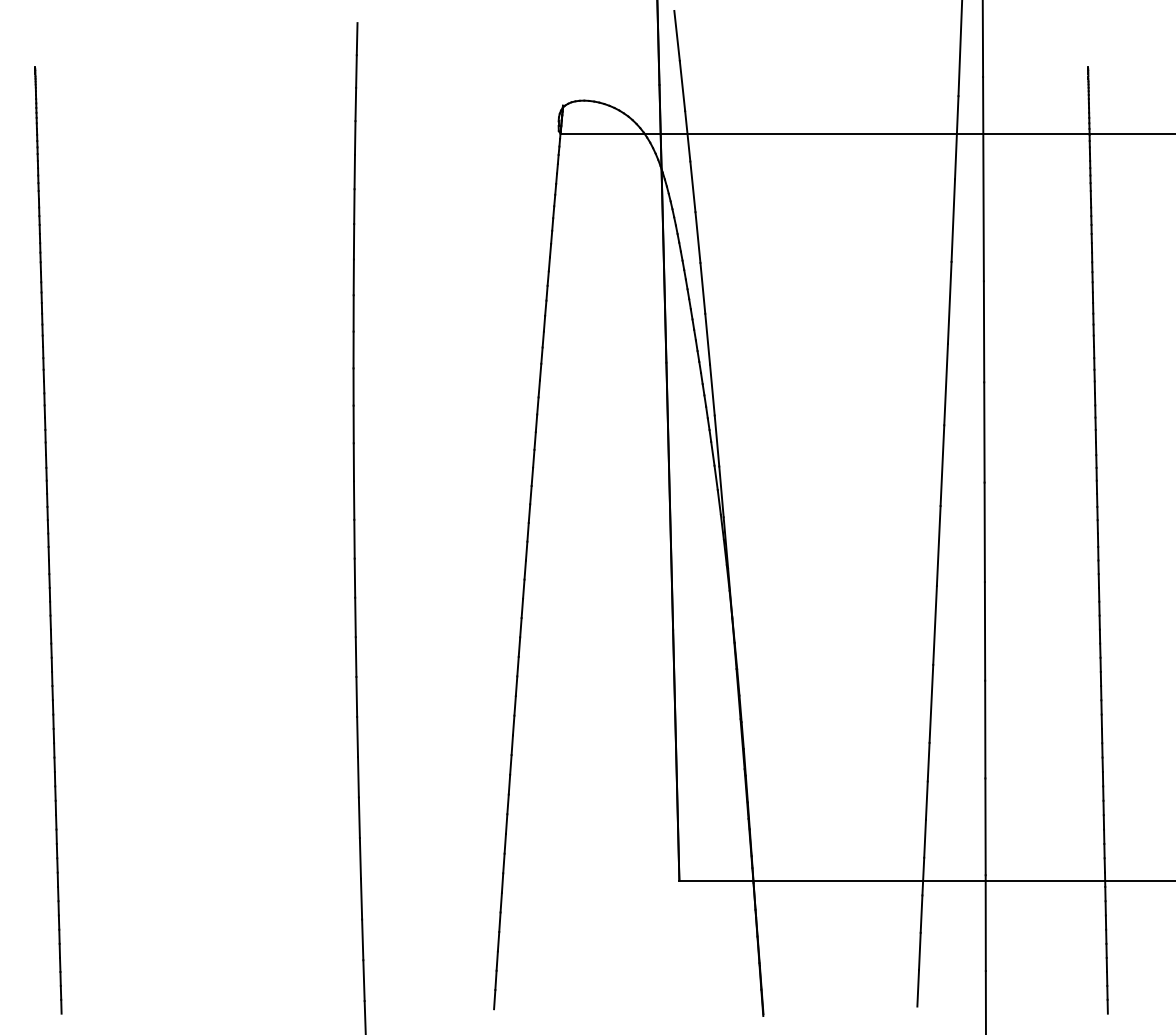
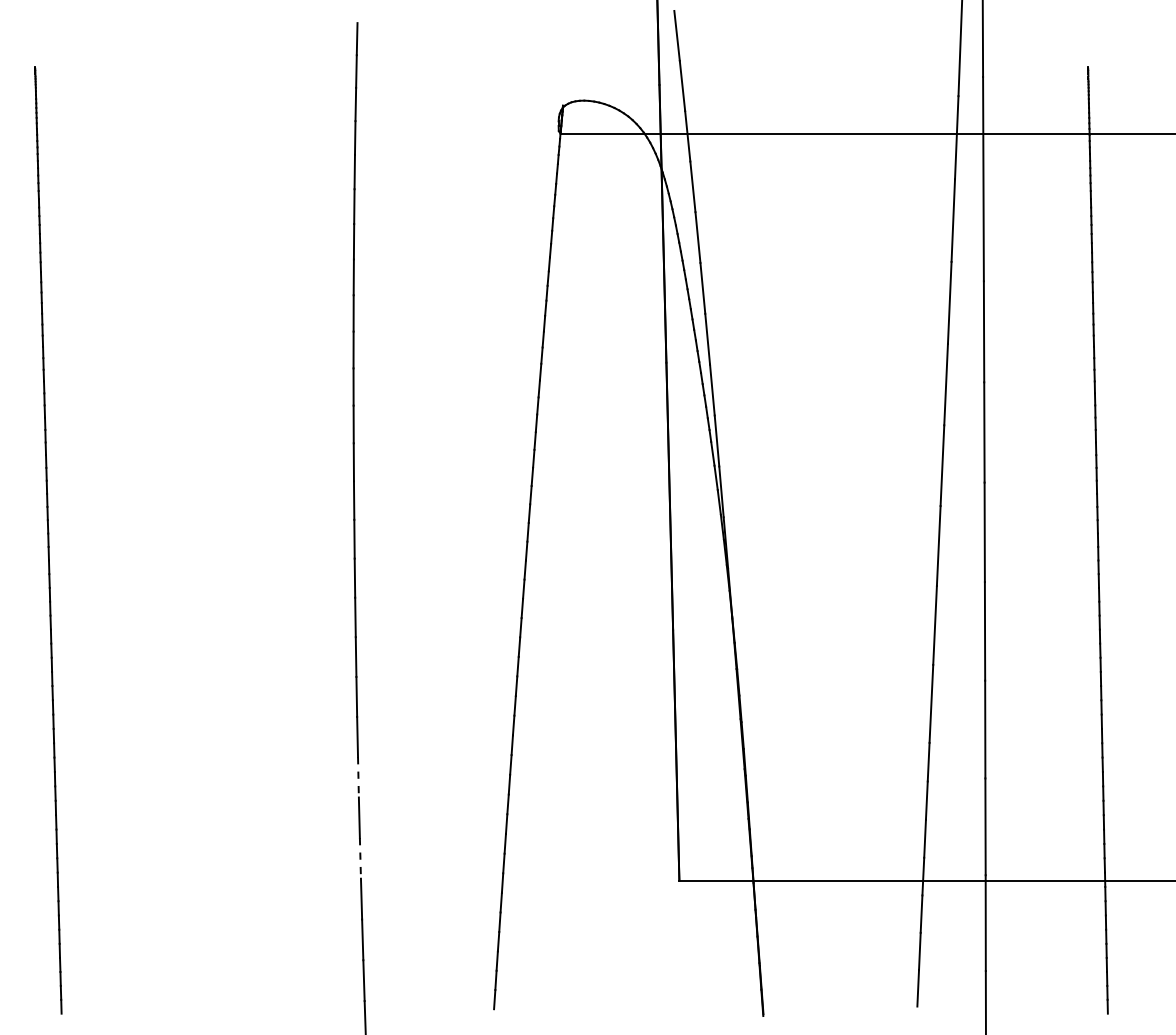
line: solid -> dashed (358, 777)
line: solid -> dashed (360, 858)
